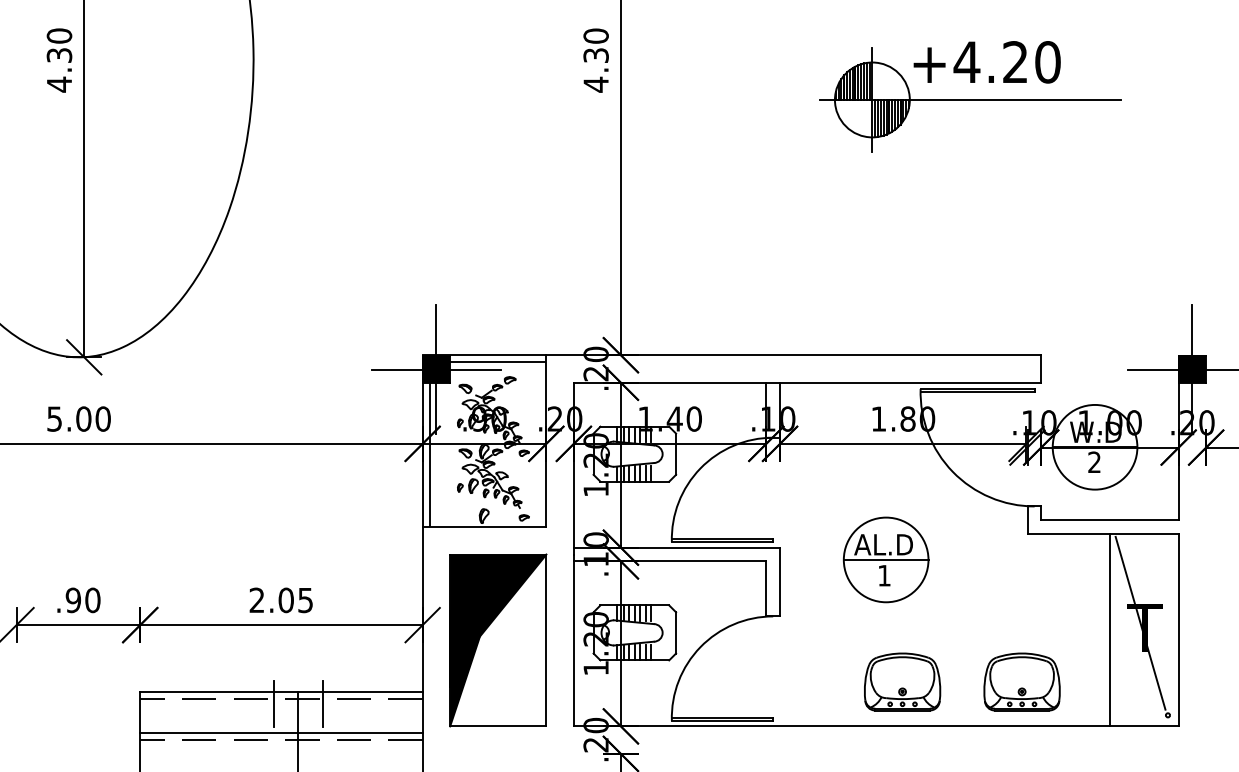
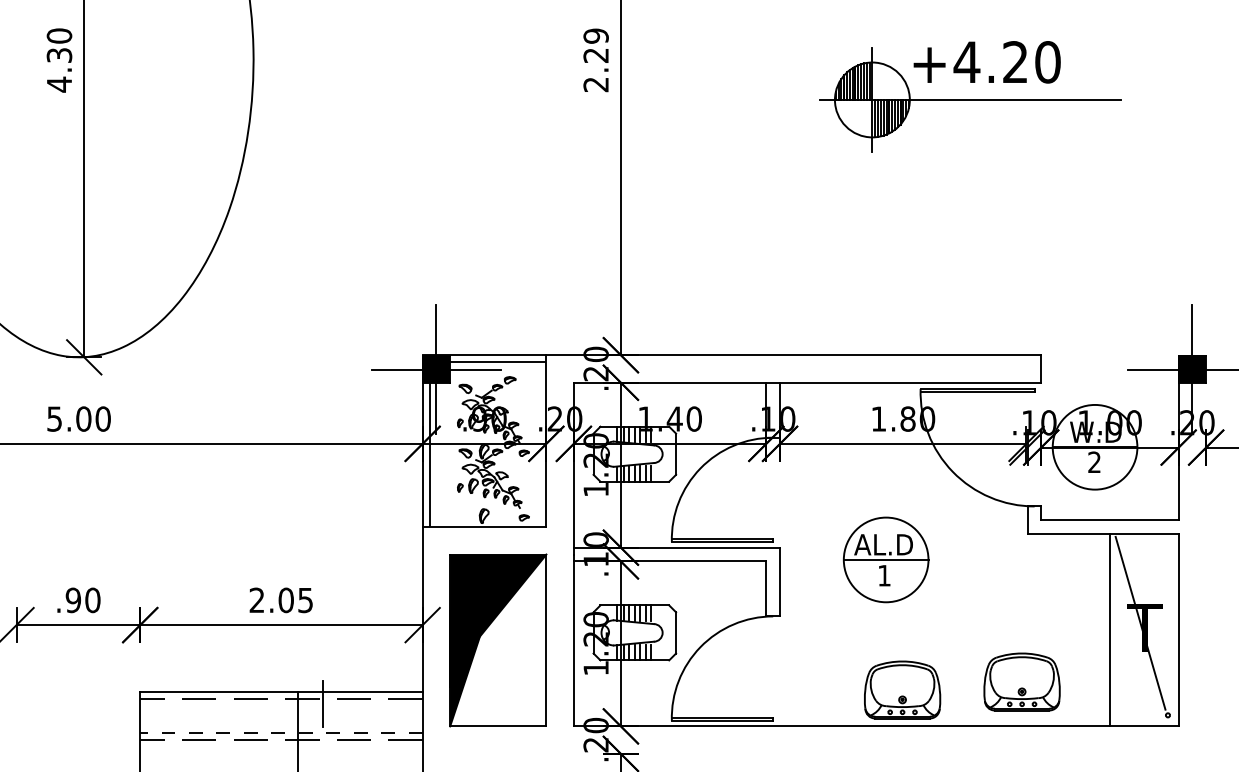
text: 4.30 -> 2.29 (595, 60)
part position: (902, 681) -> (902, 689) (902, 689)
line: present -> none (274, 703)
line: solid -> dashed (280, 733)
